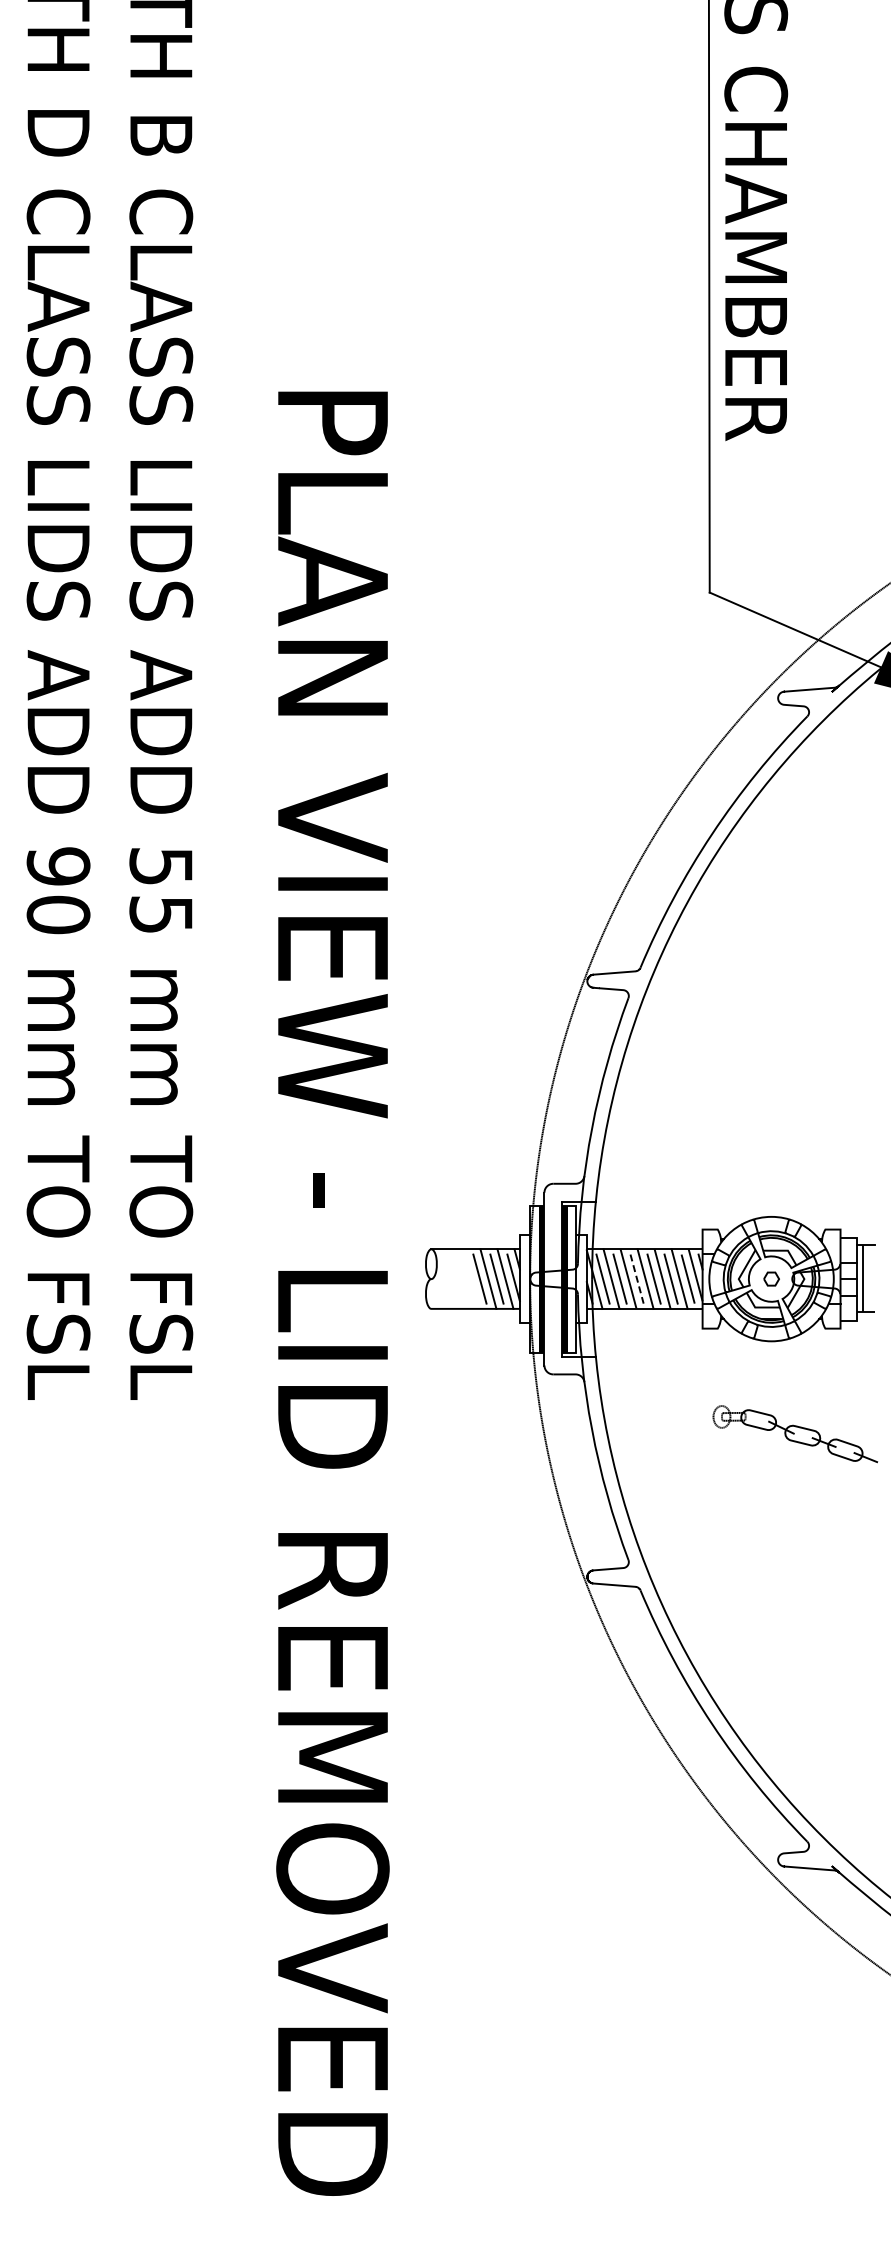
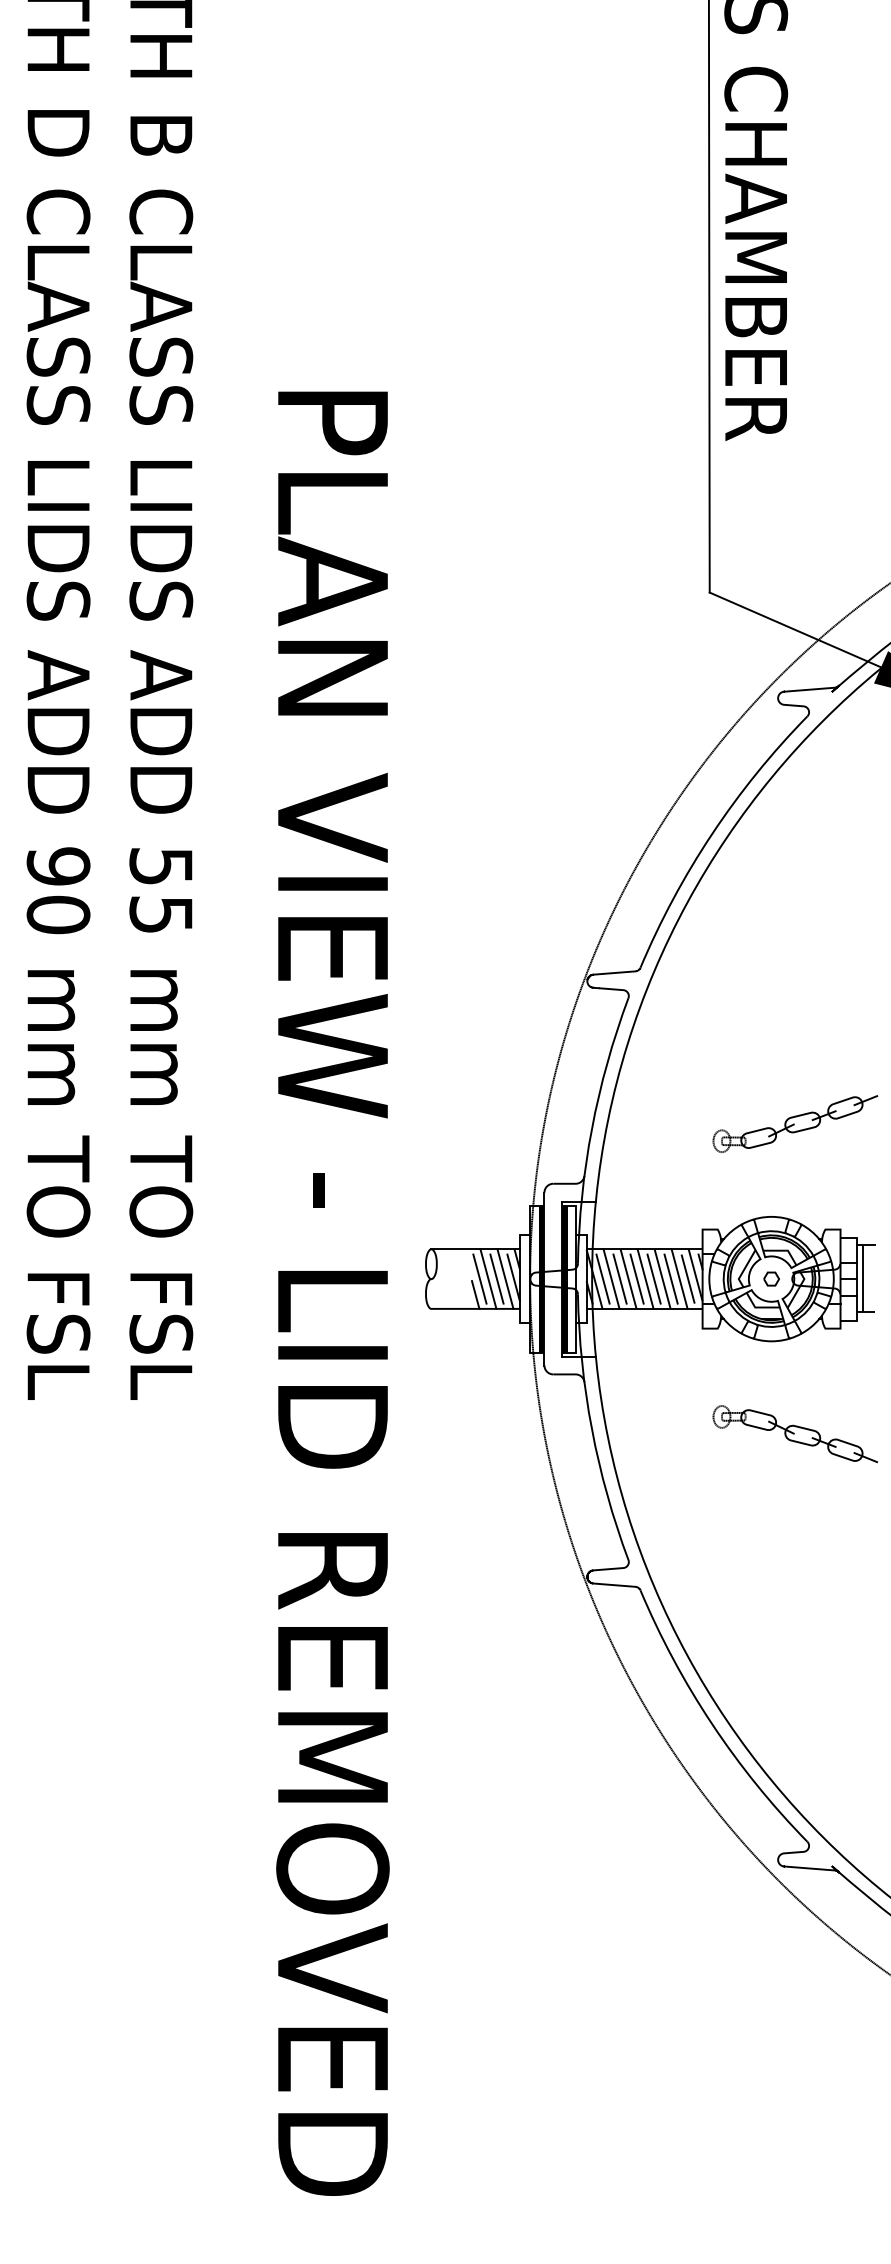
part: none -> present (795, 1124)
line: dashed -> solid (637, 1279)
line: none -> present (475, 1294)
